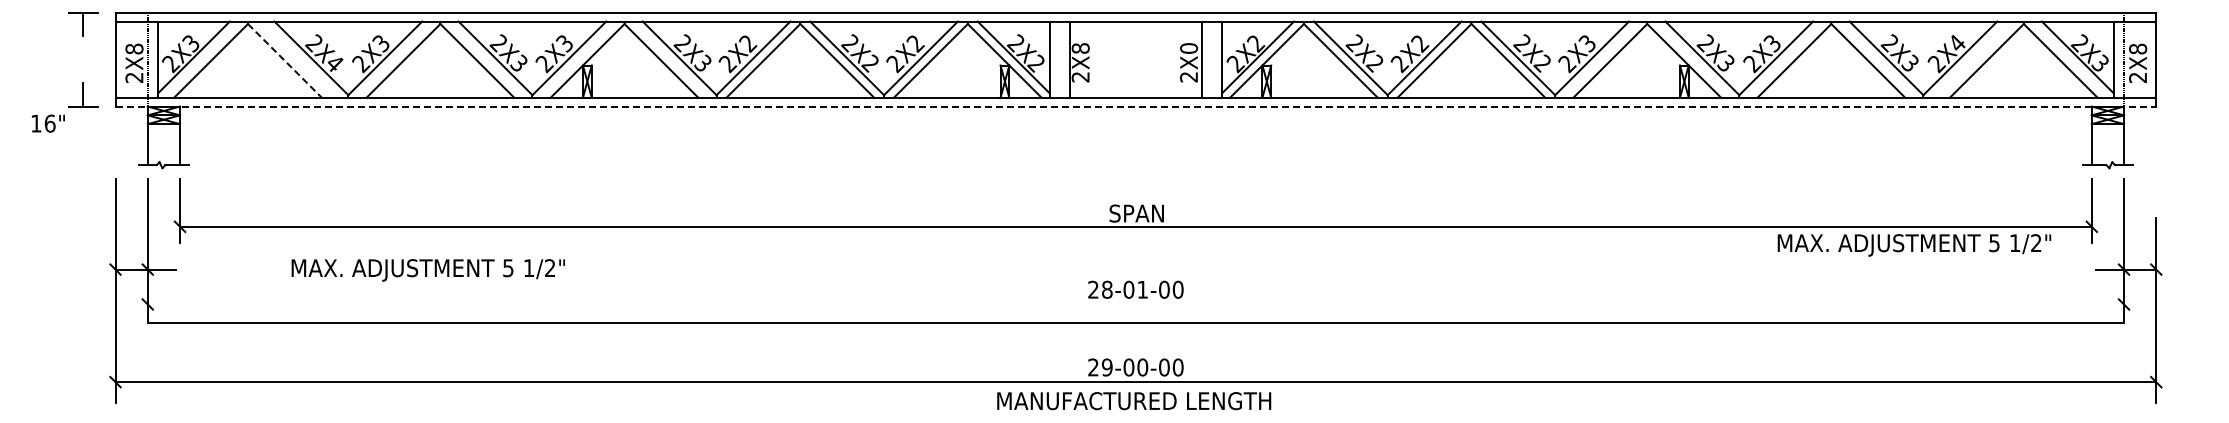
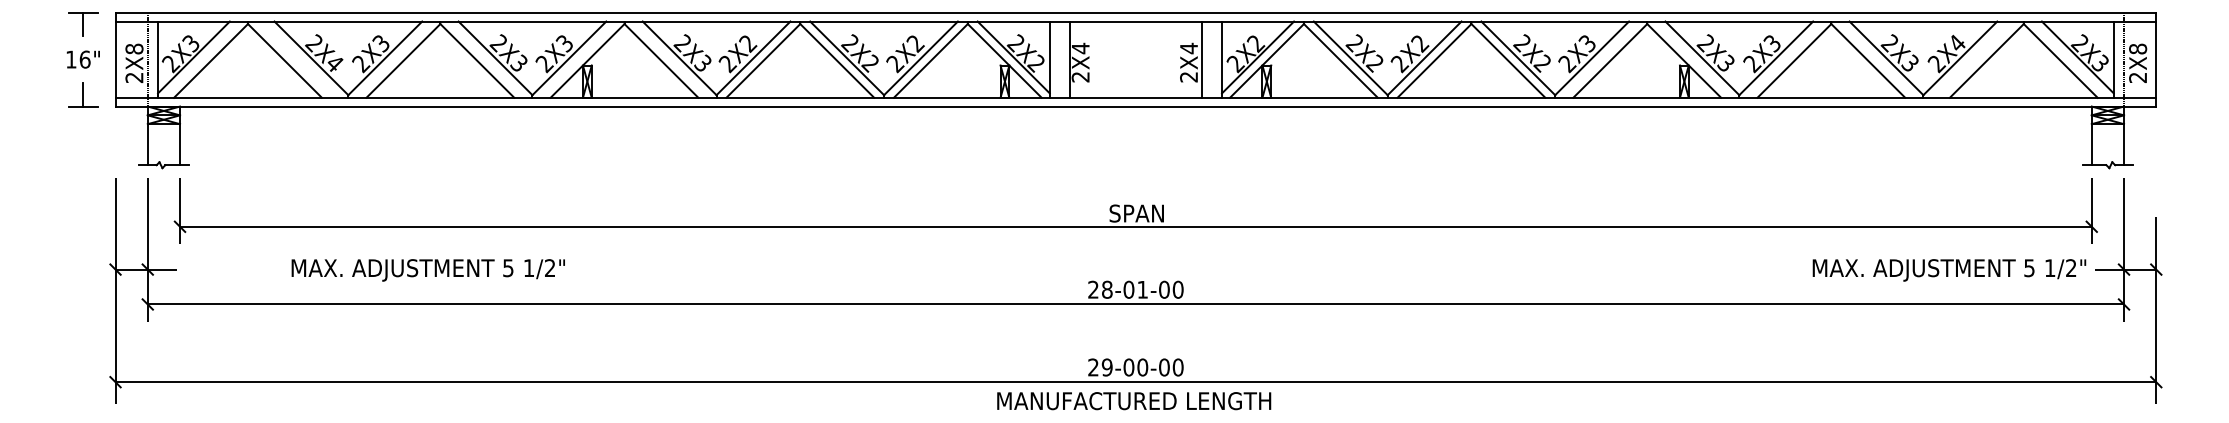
text: 2X8 -> 2X4 (1080, 48)
text: 2X0 -> 2X4 (1189, 48)
line: dashed -> solid (285, 61)
line: dashed -> solid (1136, 106)
text position: (47, 123) -> (82, 59) (82, 59)
text position: (1914, 245) -> (1949, 270) (1949, 270)
line position: (1135, 323) -> (1135, 304) (1135, 304)
